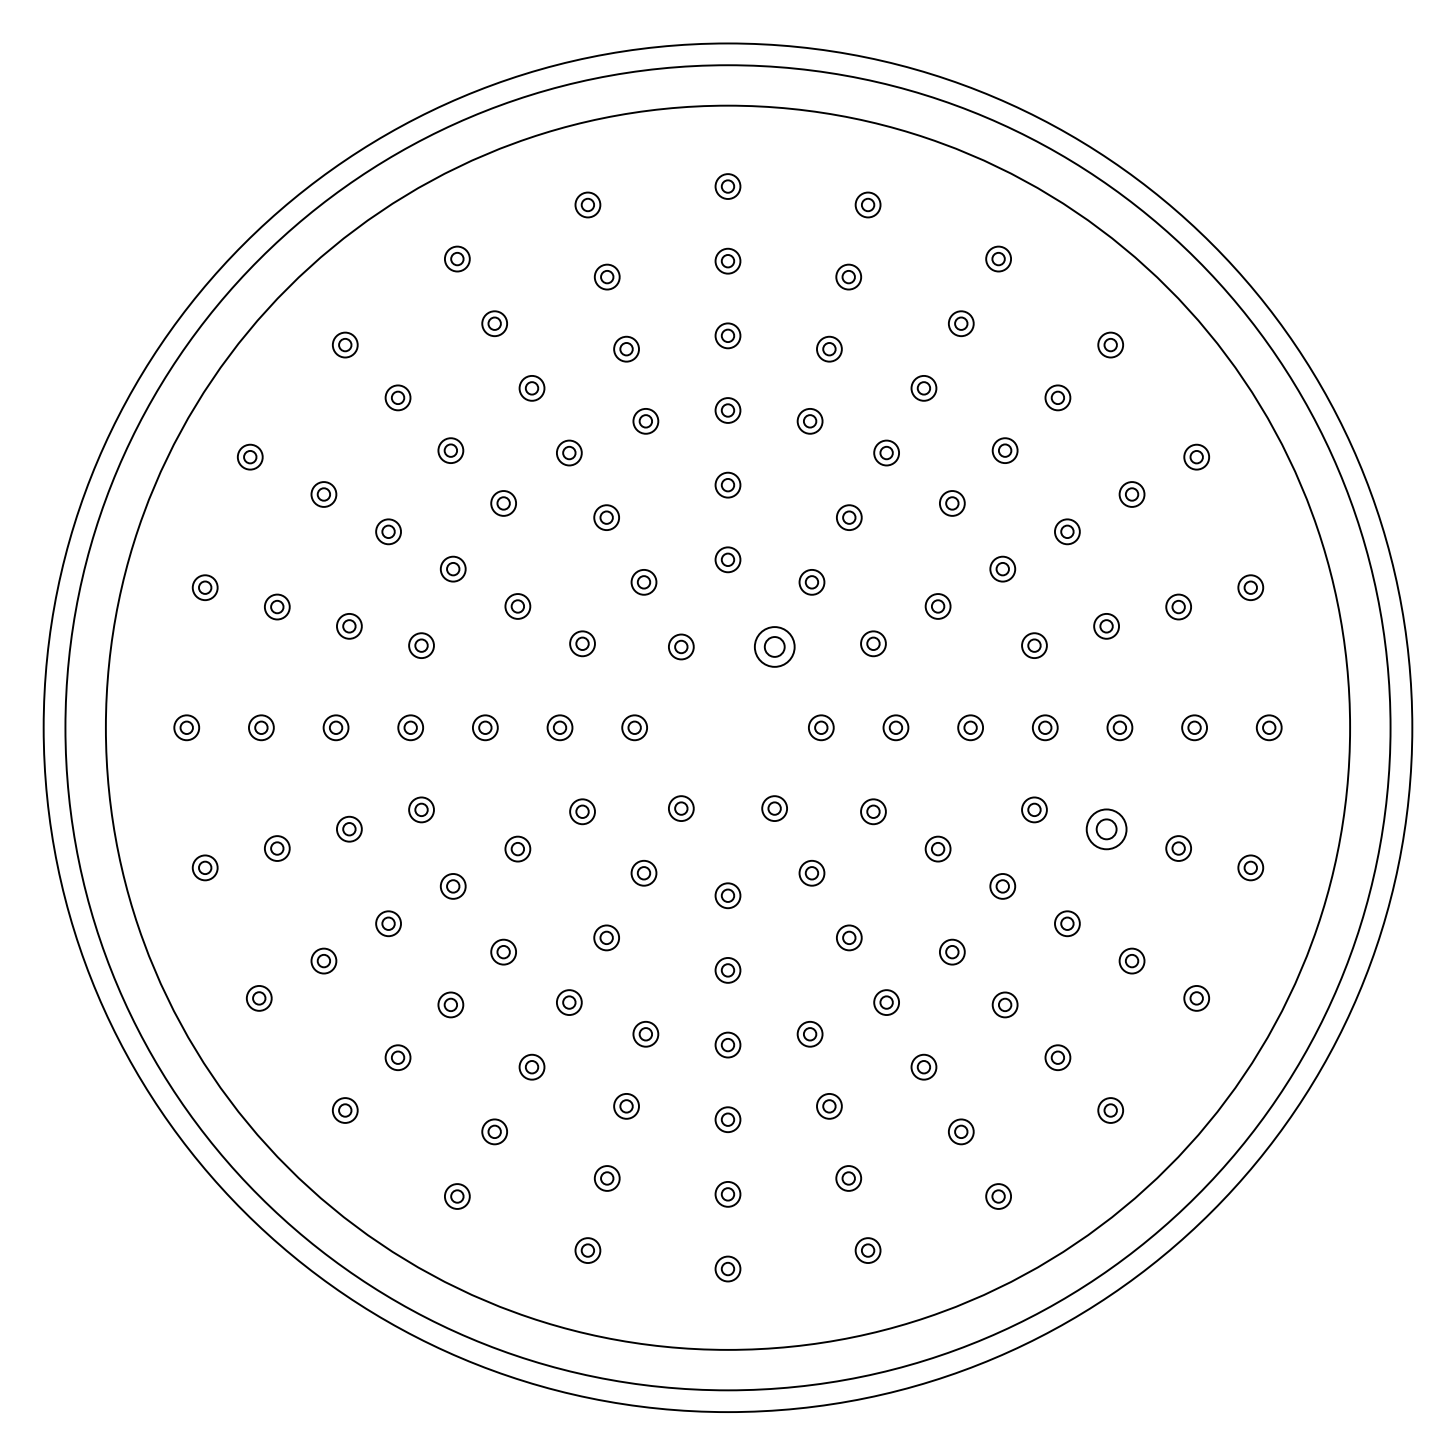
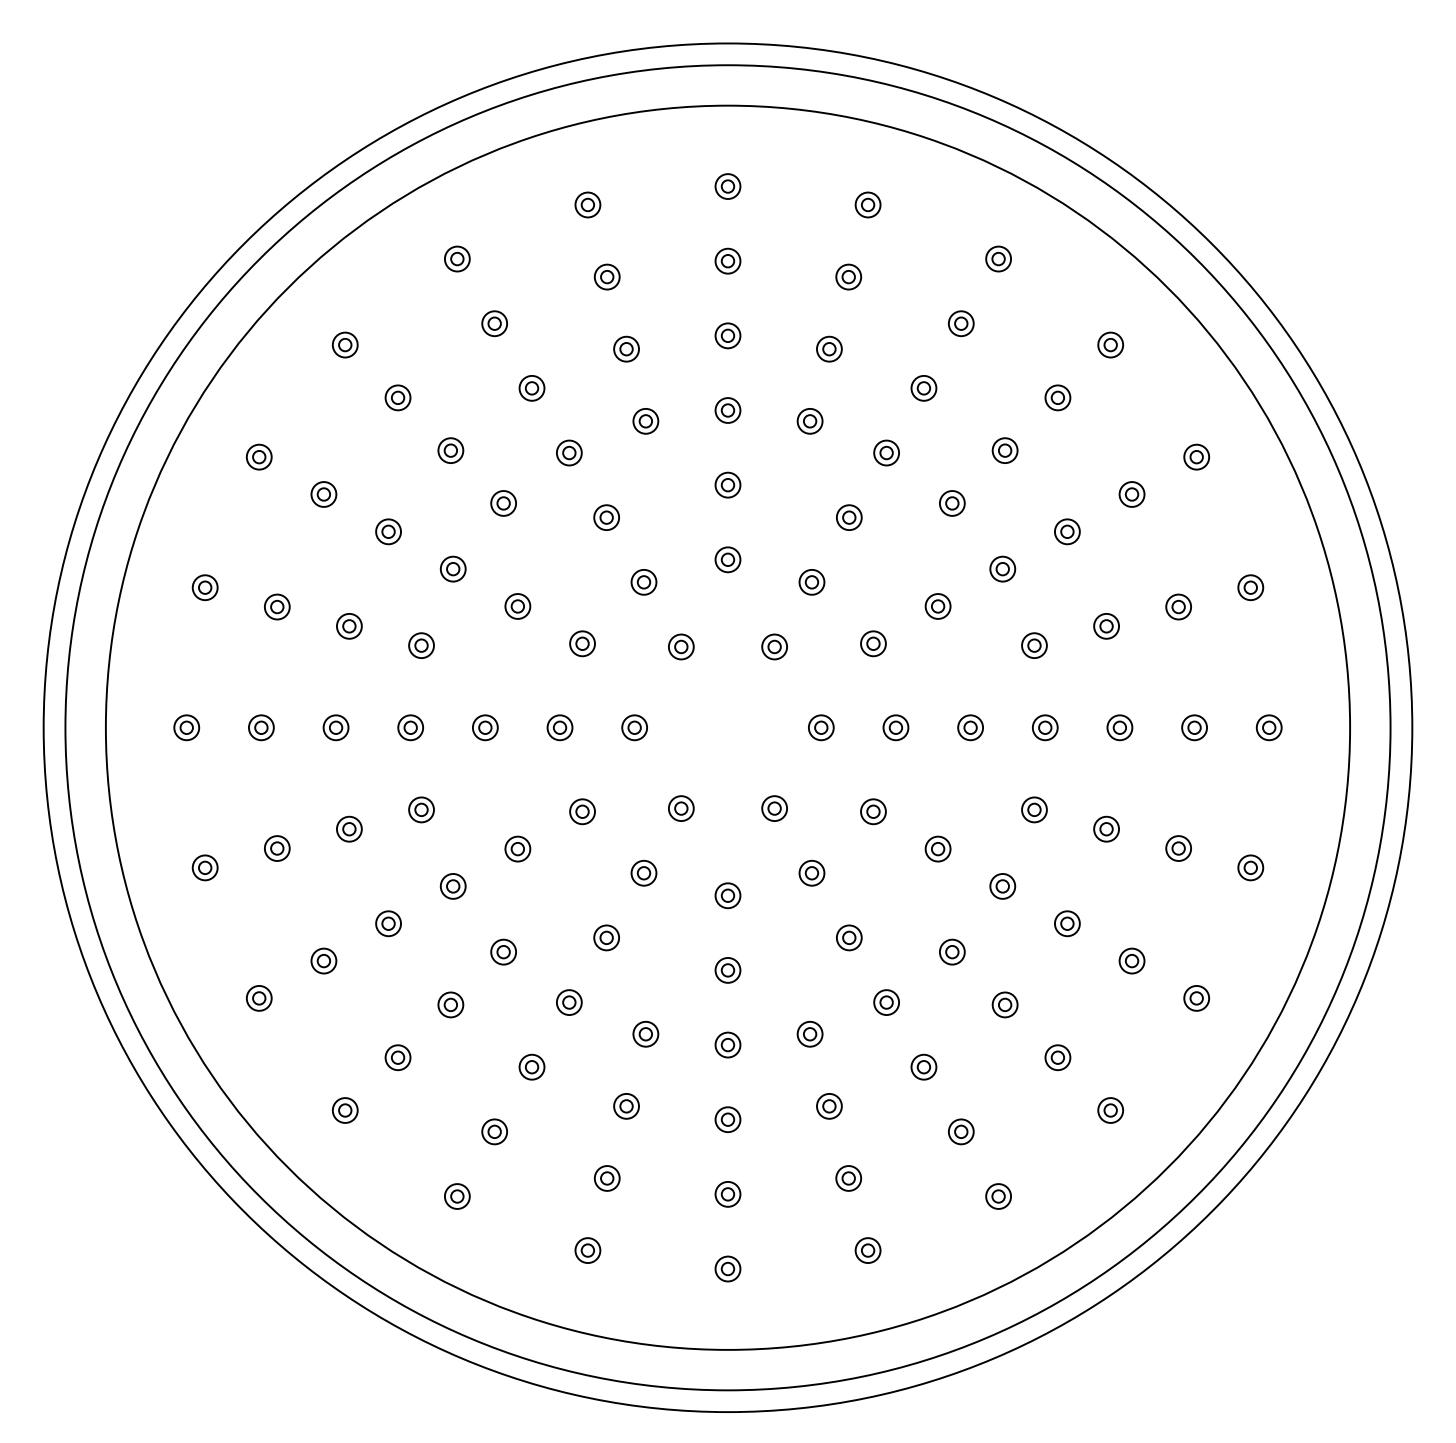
part position: (249, 456) -> (258, 456) (258, 456)
part size: 42x42 px -> 27x28 px (774, 646)
part size: 43x43 px -> 27x28 px (1106, 828)
